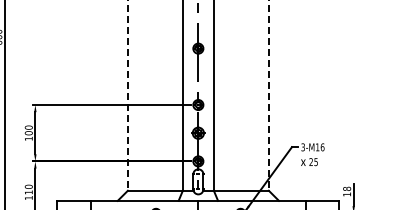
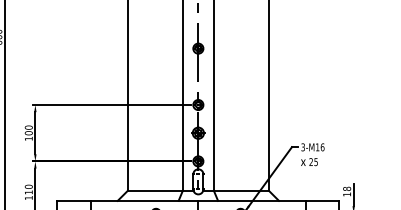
line: dashed -> solid (127, 95)
line: dashed -> solid (268, 95)
